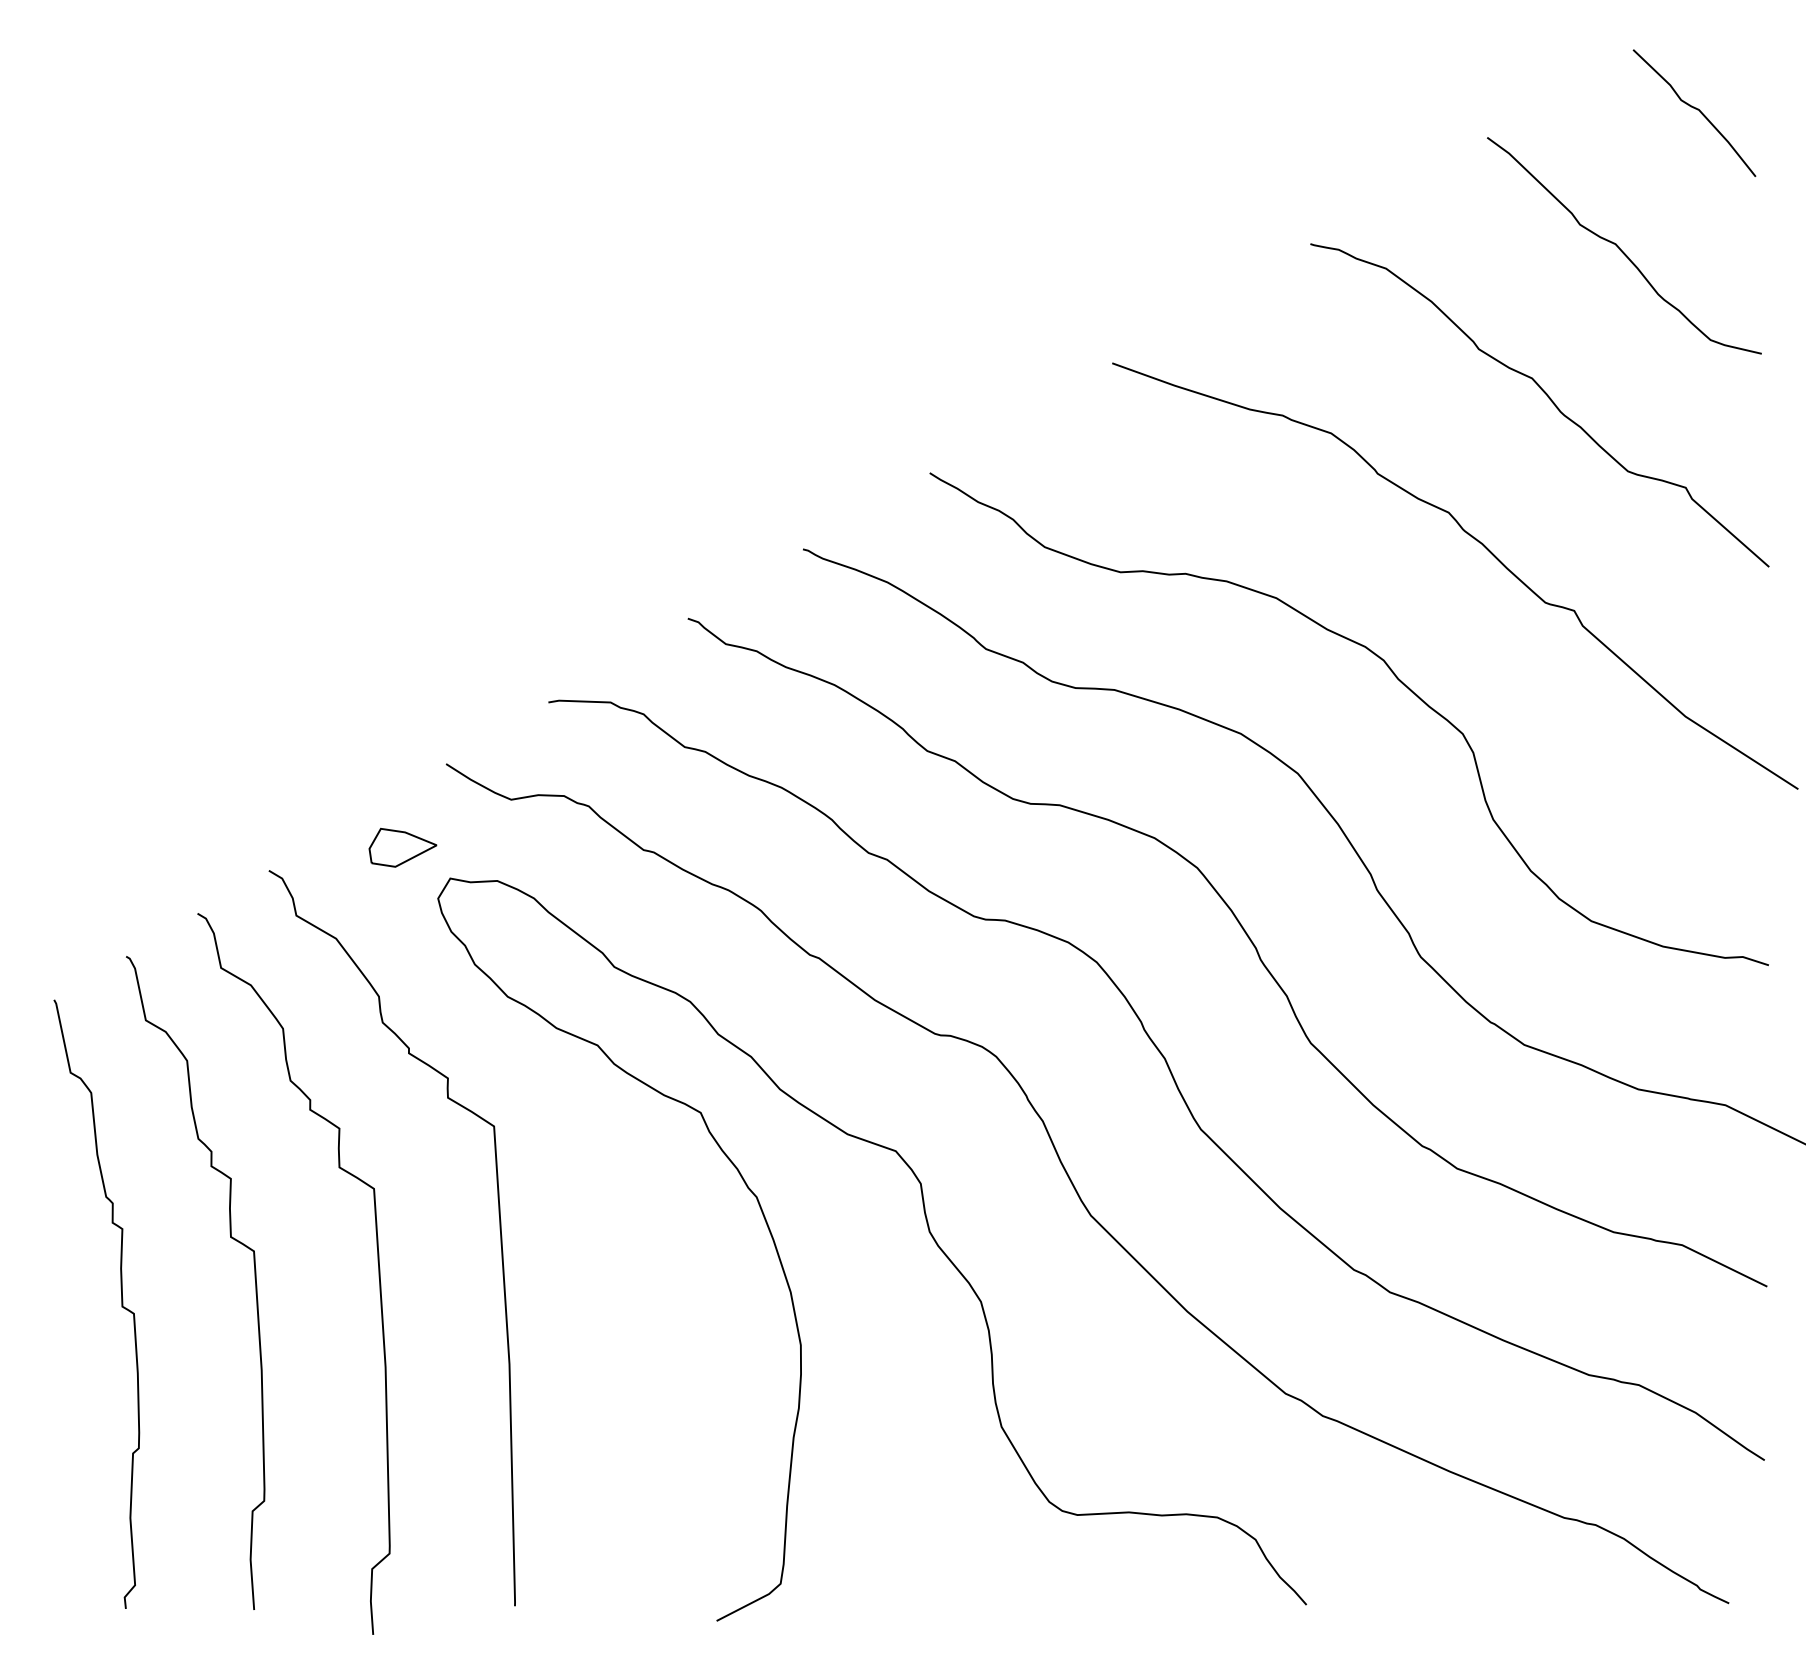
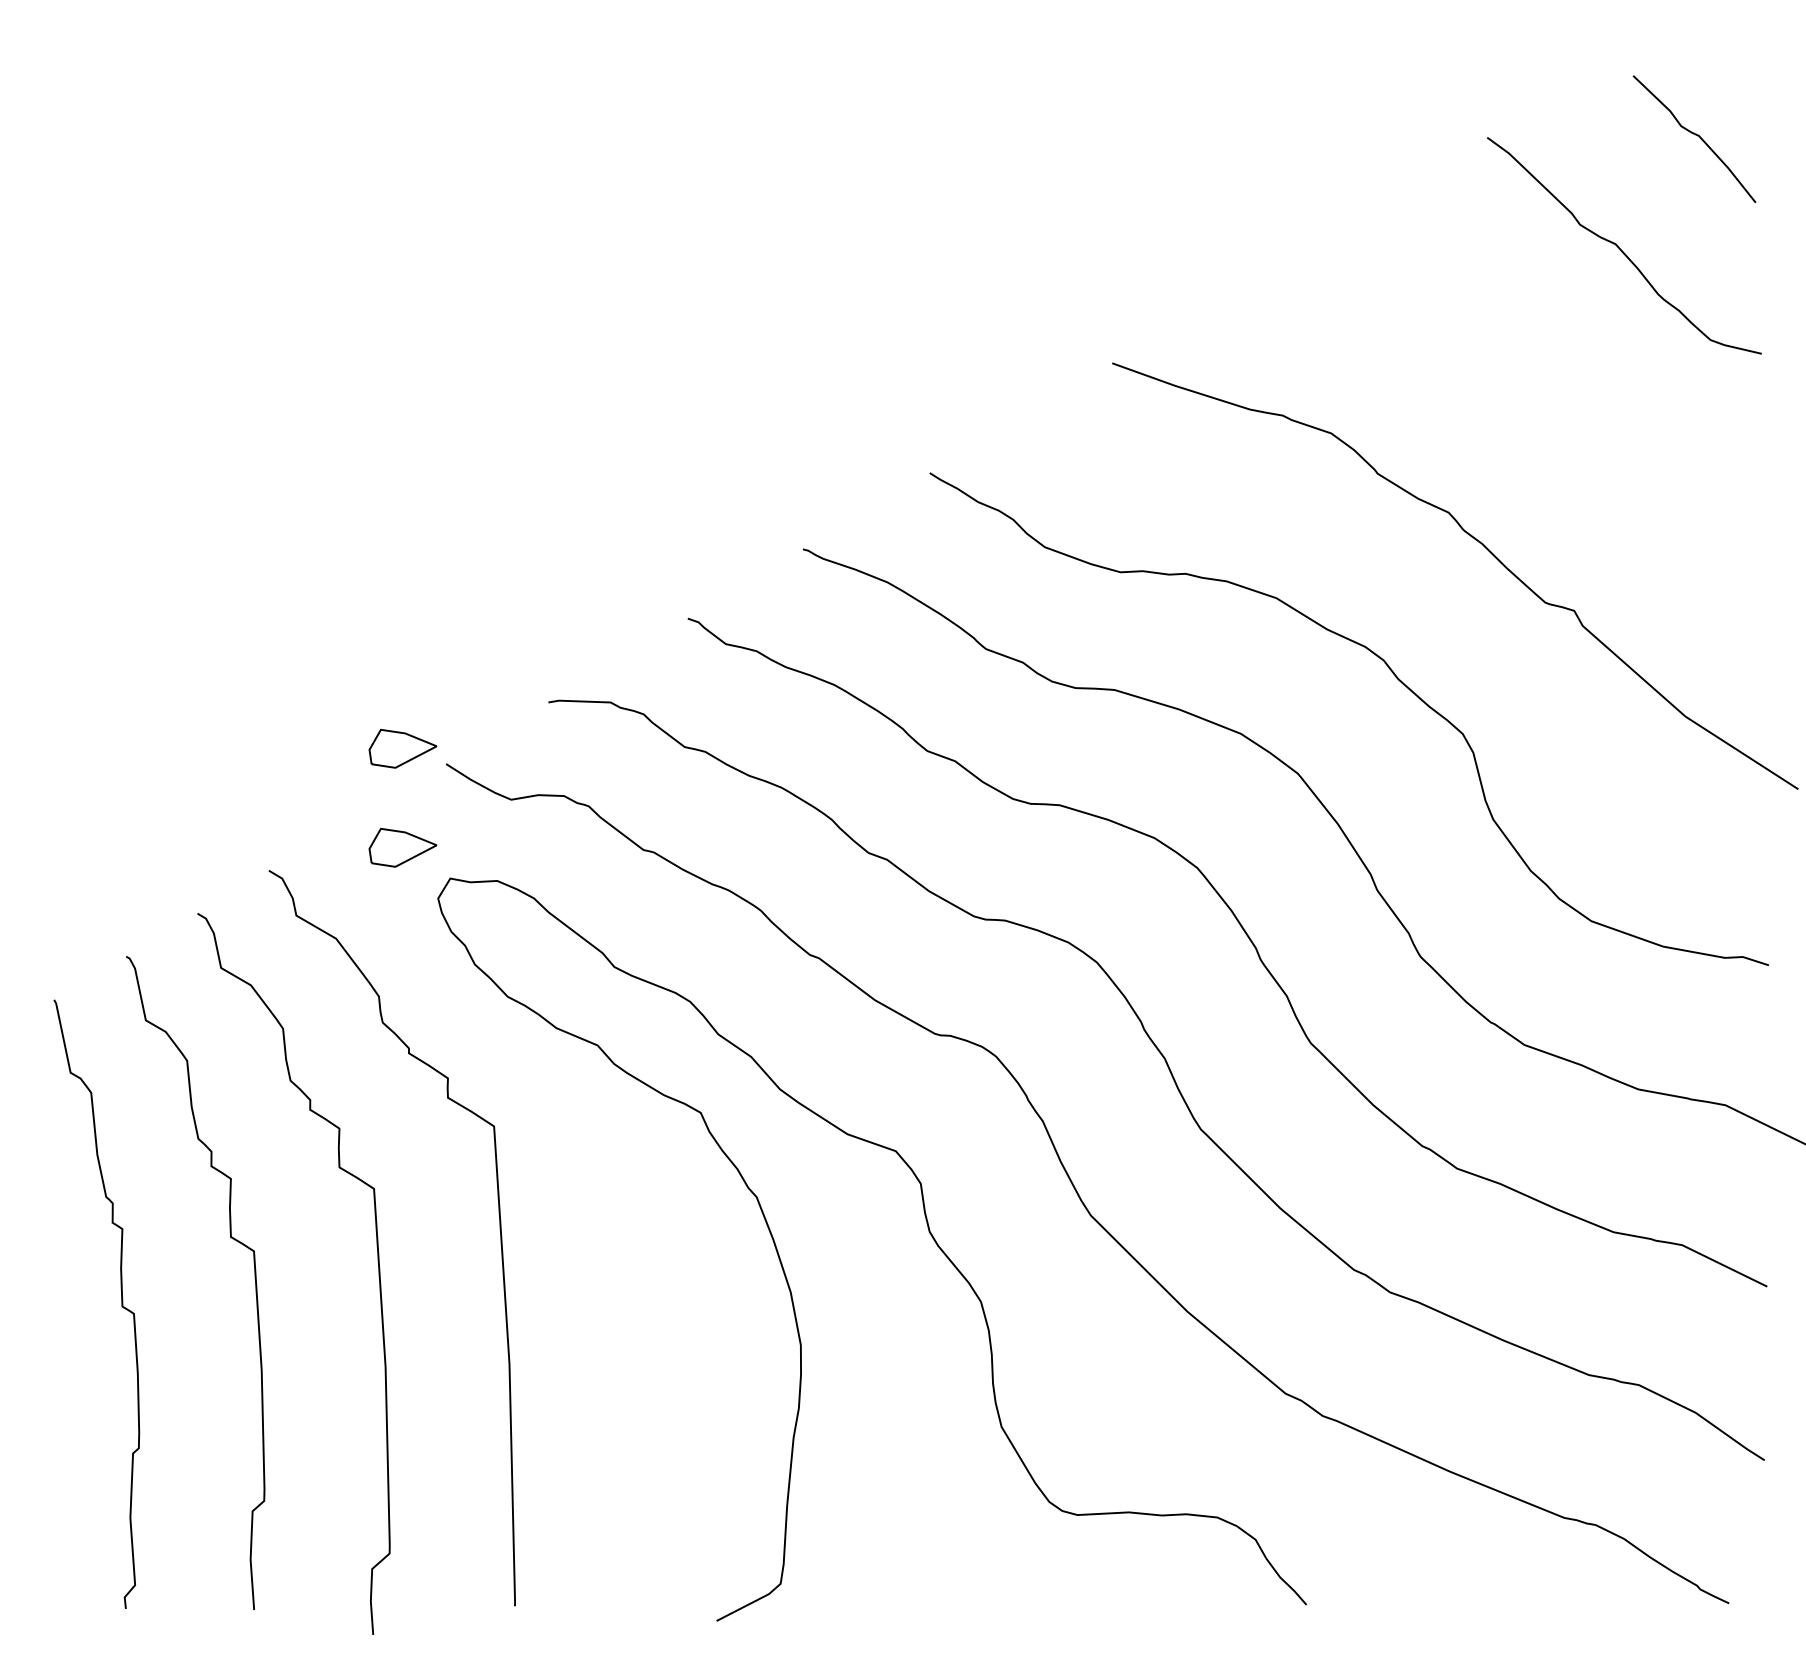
curve position: (1695, 109) -> (1695, 135) (1695, 135)
curve: present -> none (1547, 397)
part: none -> present (402, 748)
